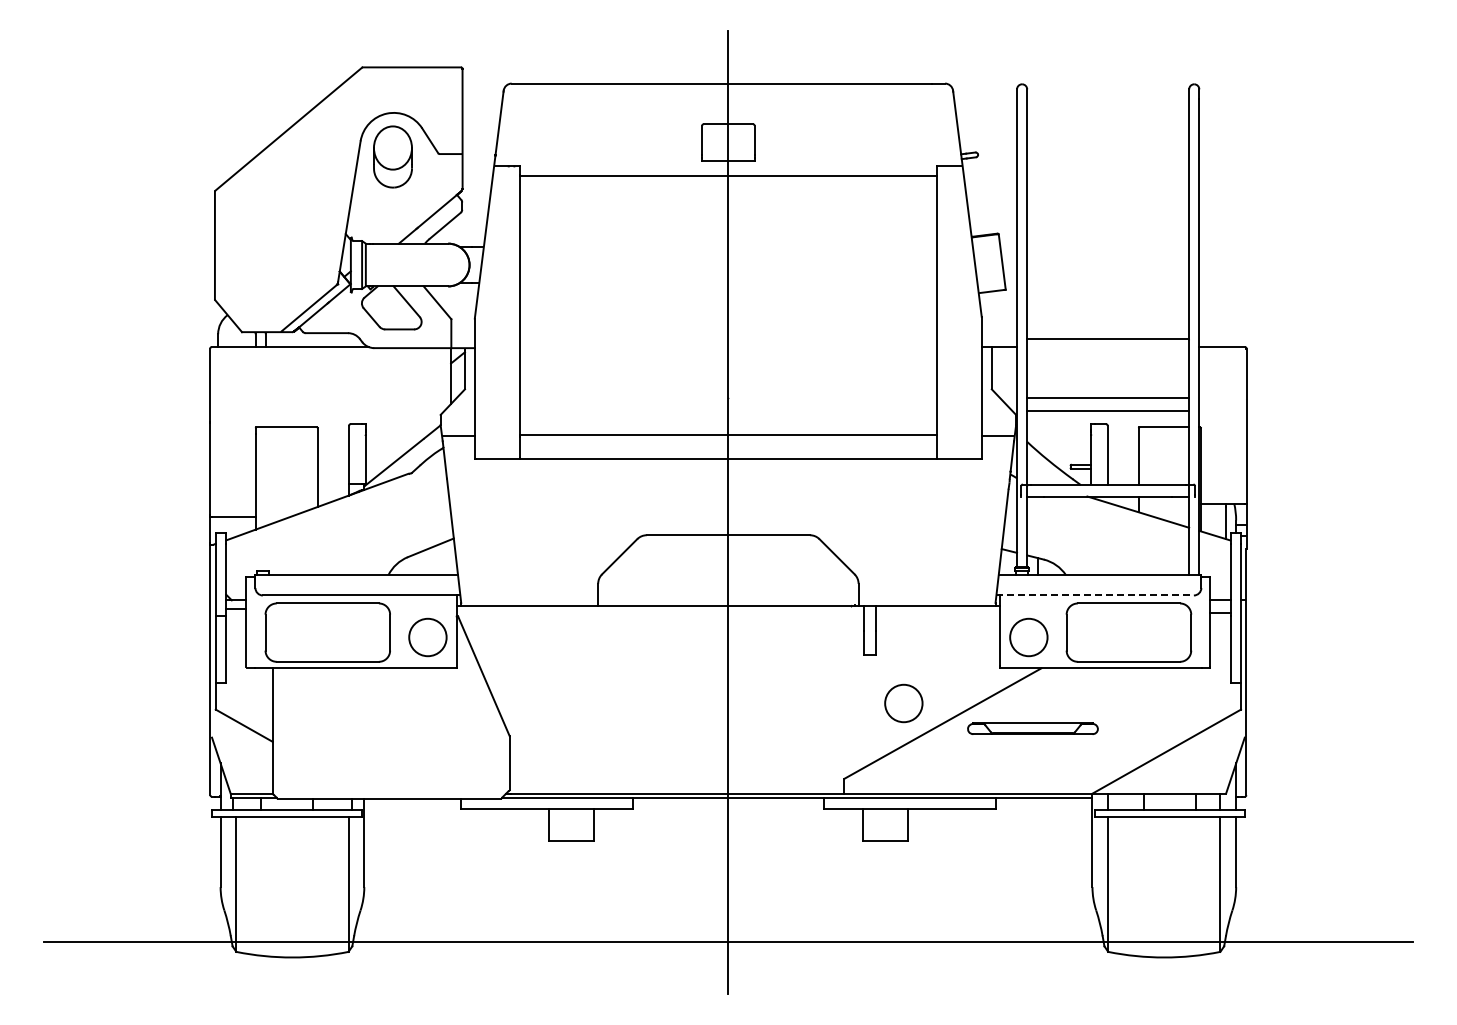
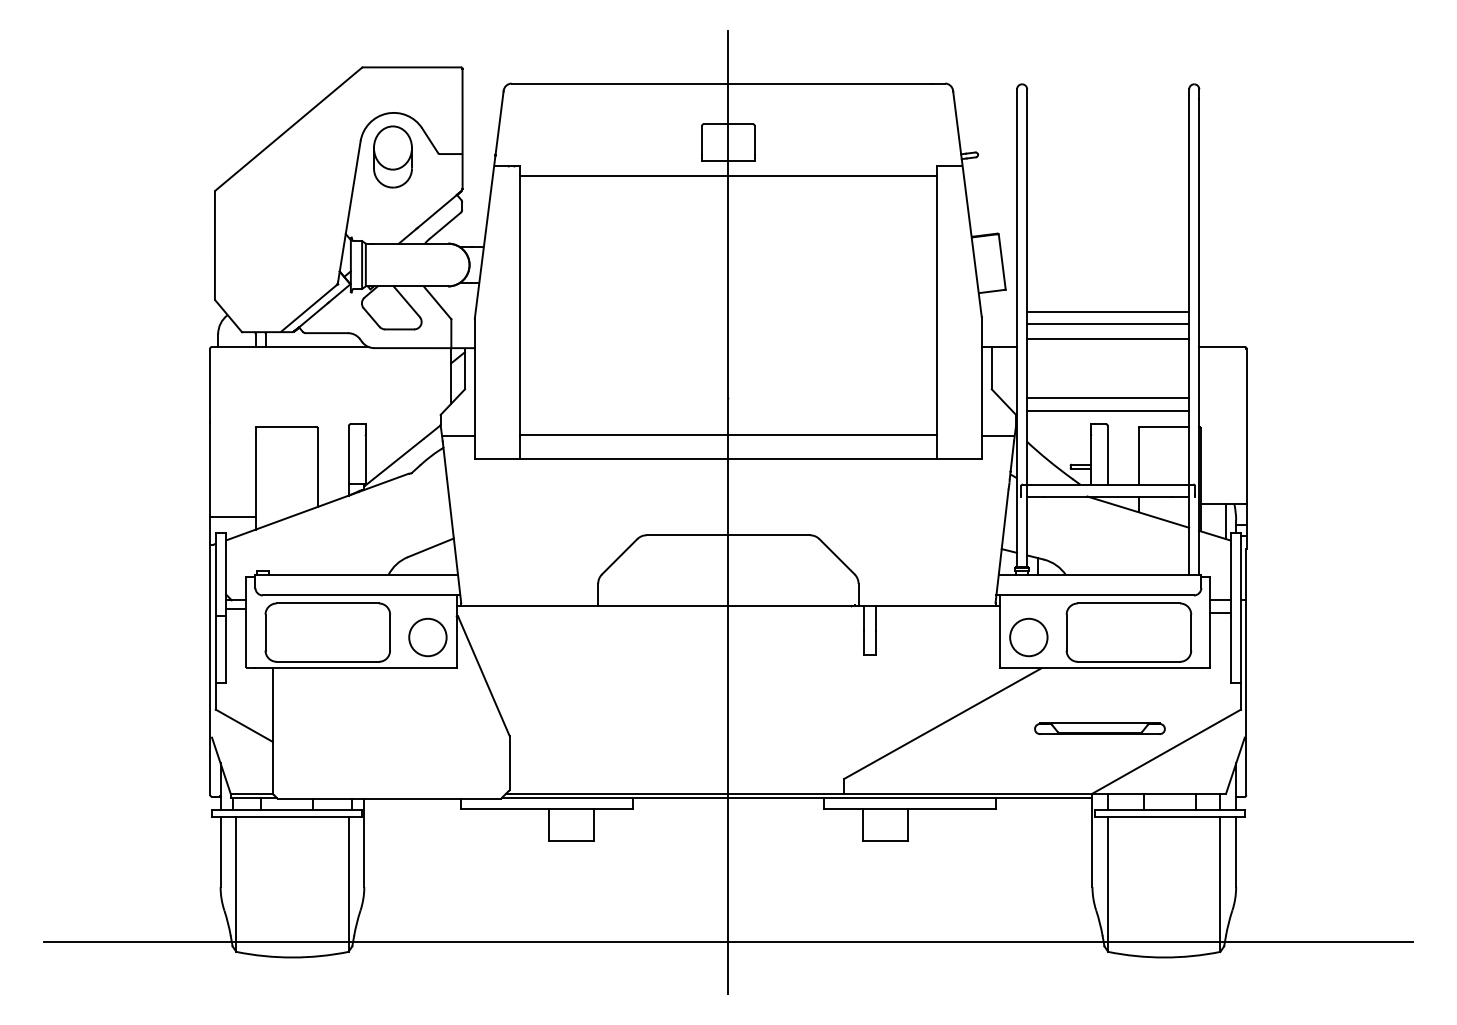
line: none -> present (1108, 312)
line: none -> present (1108, 324)
line: dashed -> solid (1095, 595)
circle: present -> none (903, 703)
part position: (1032, 728) -> (1099, 728) (1099, 728)
